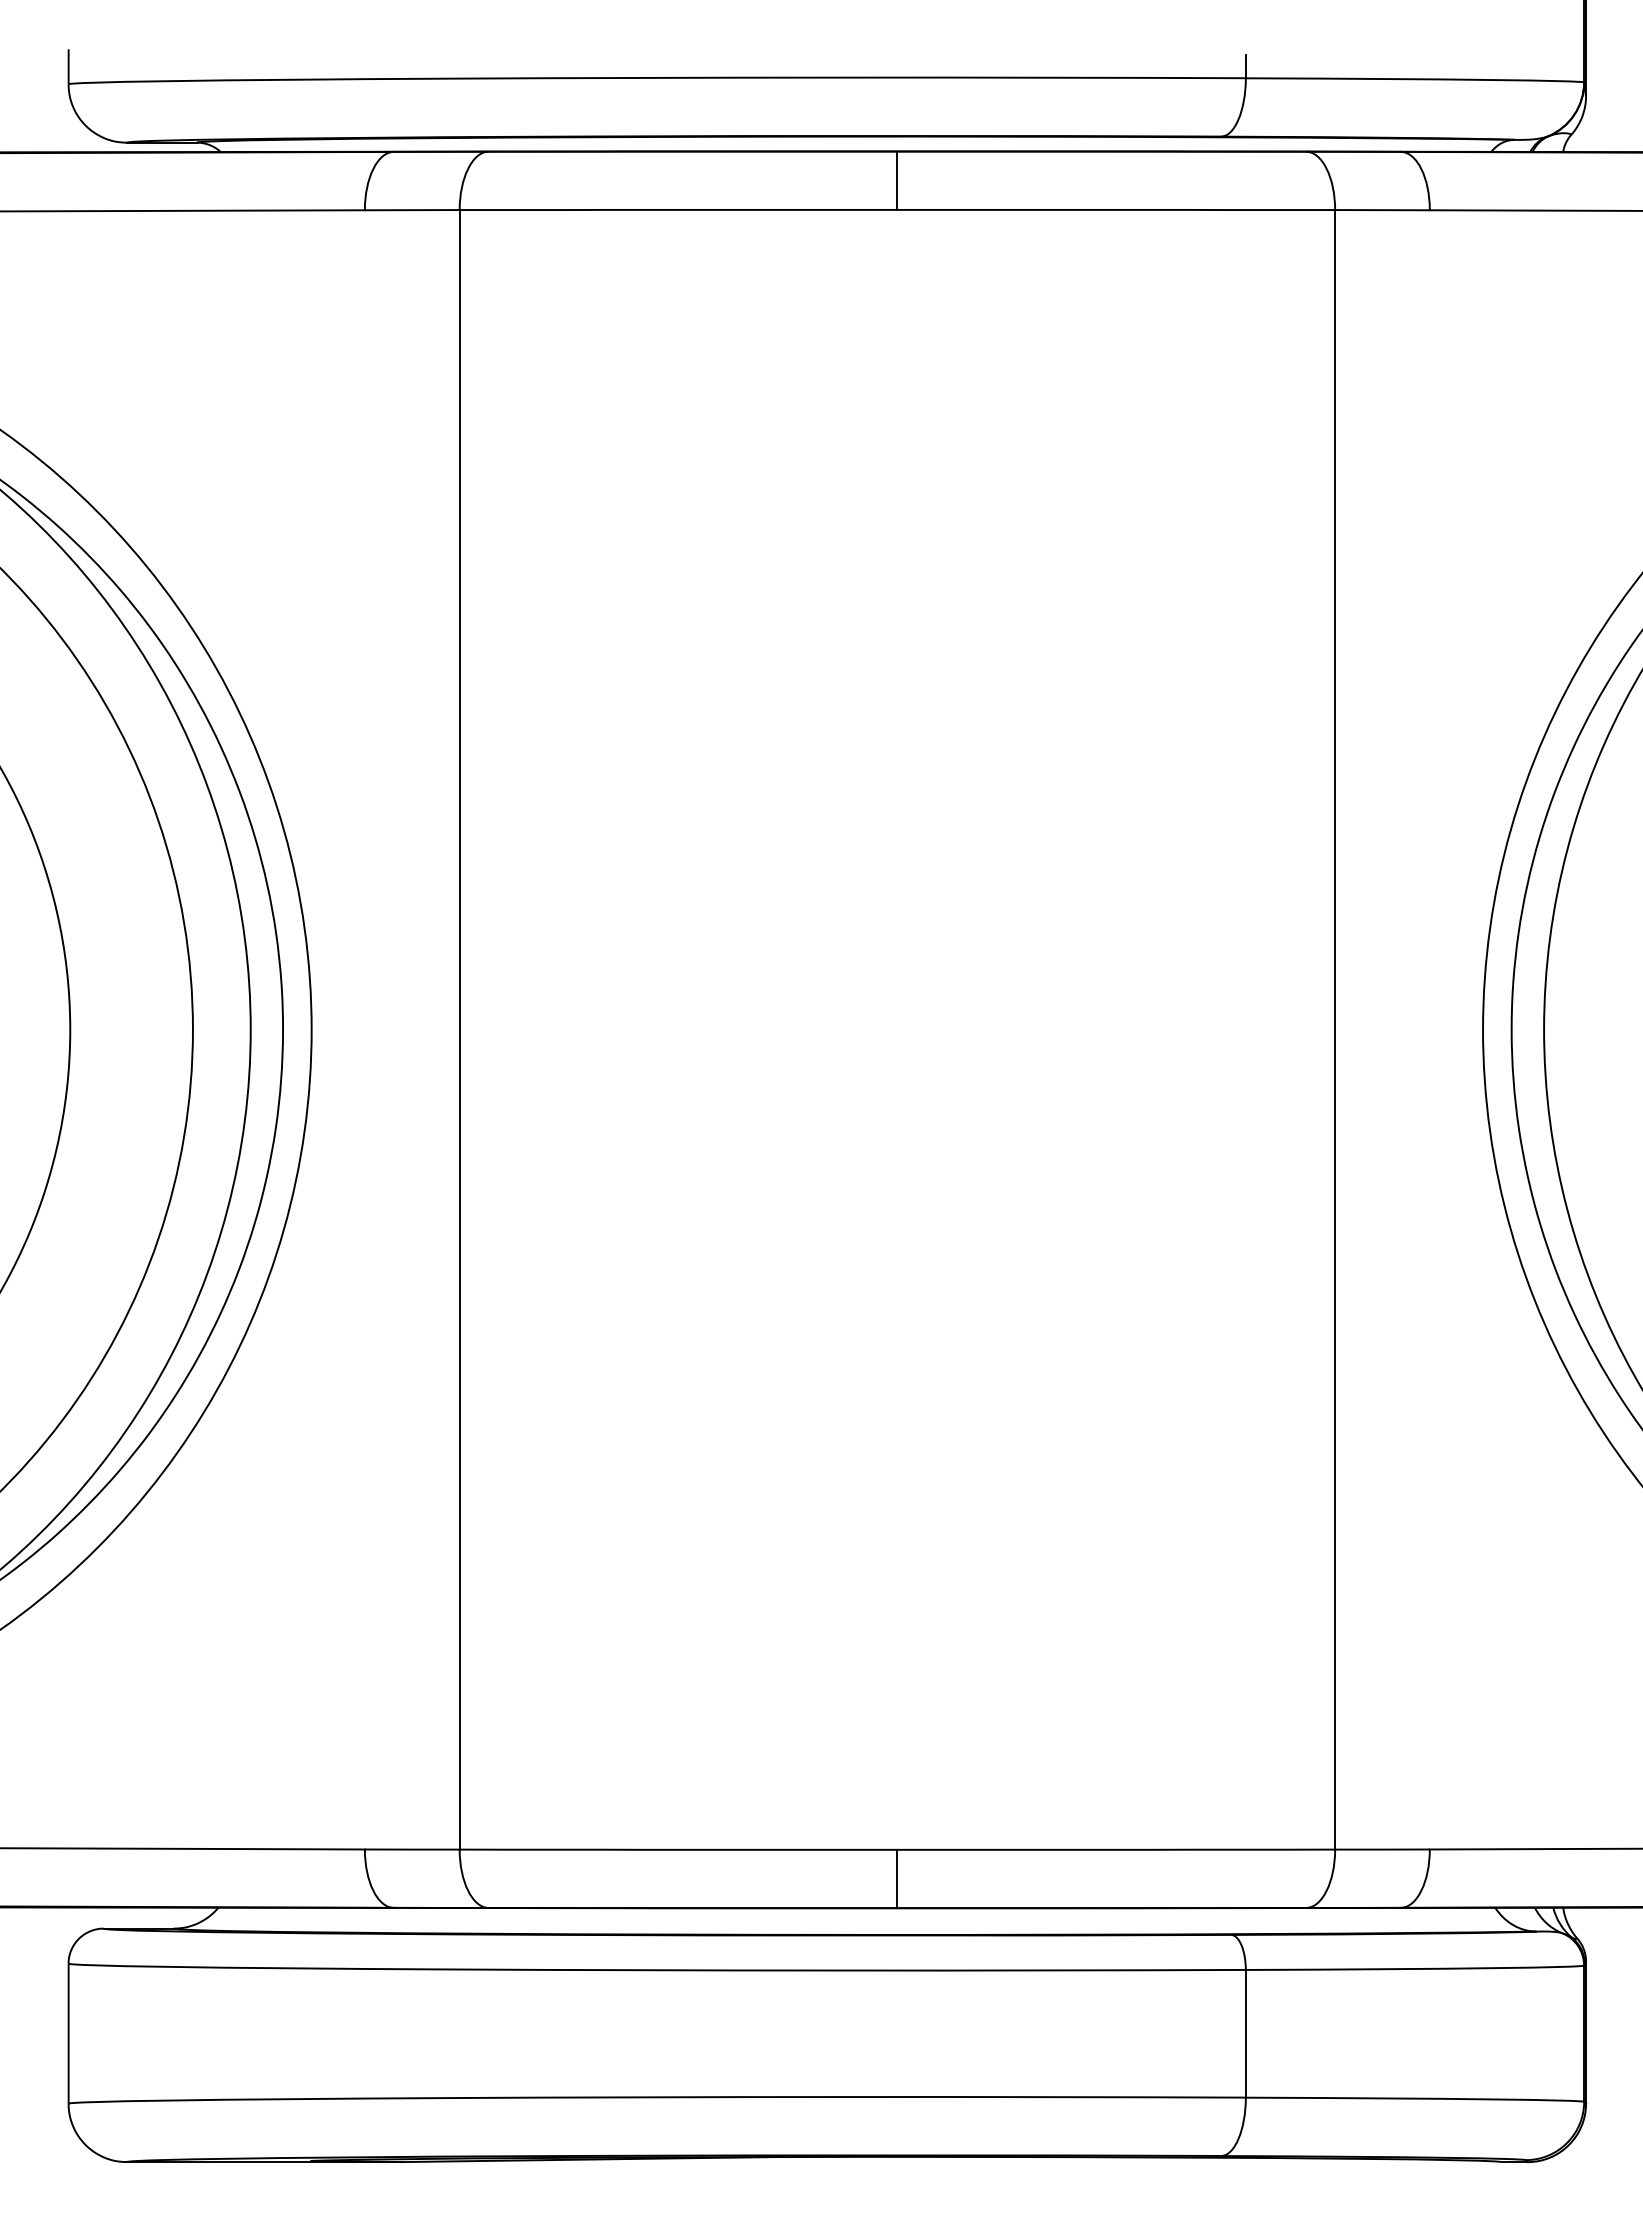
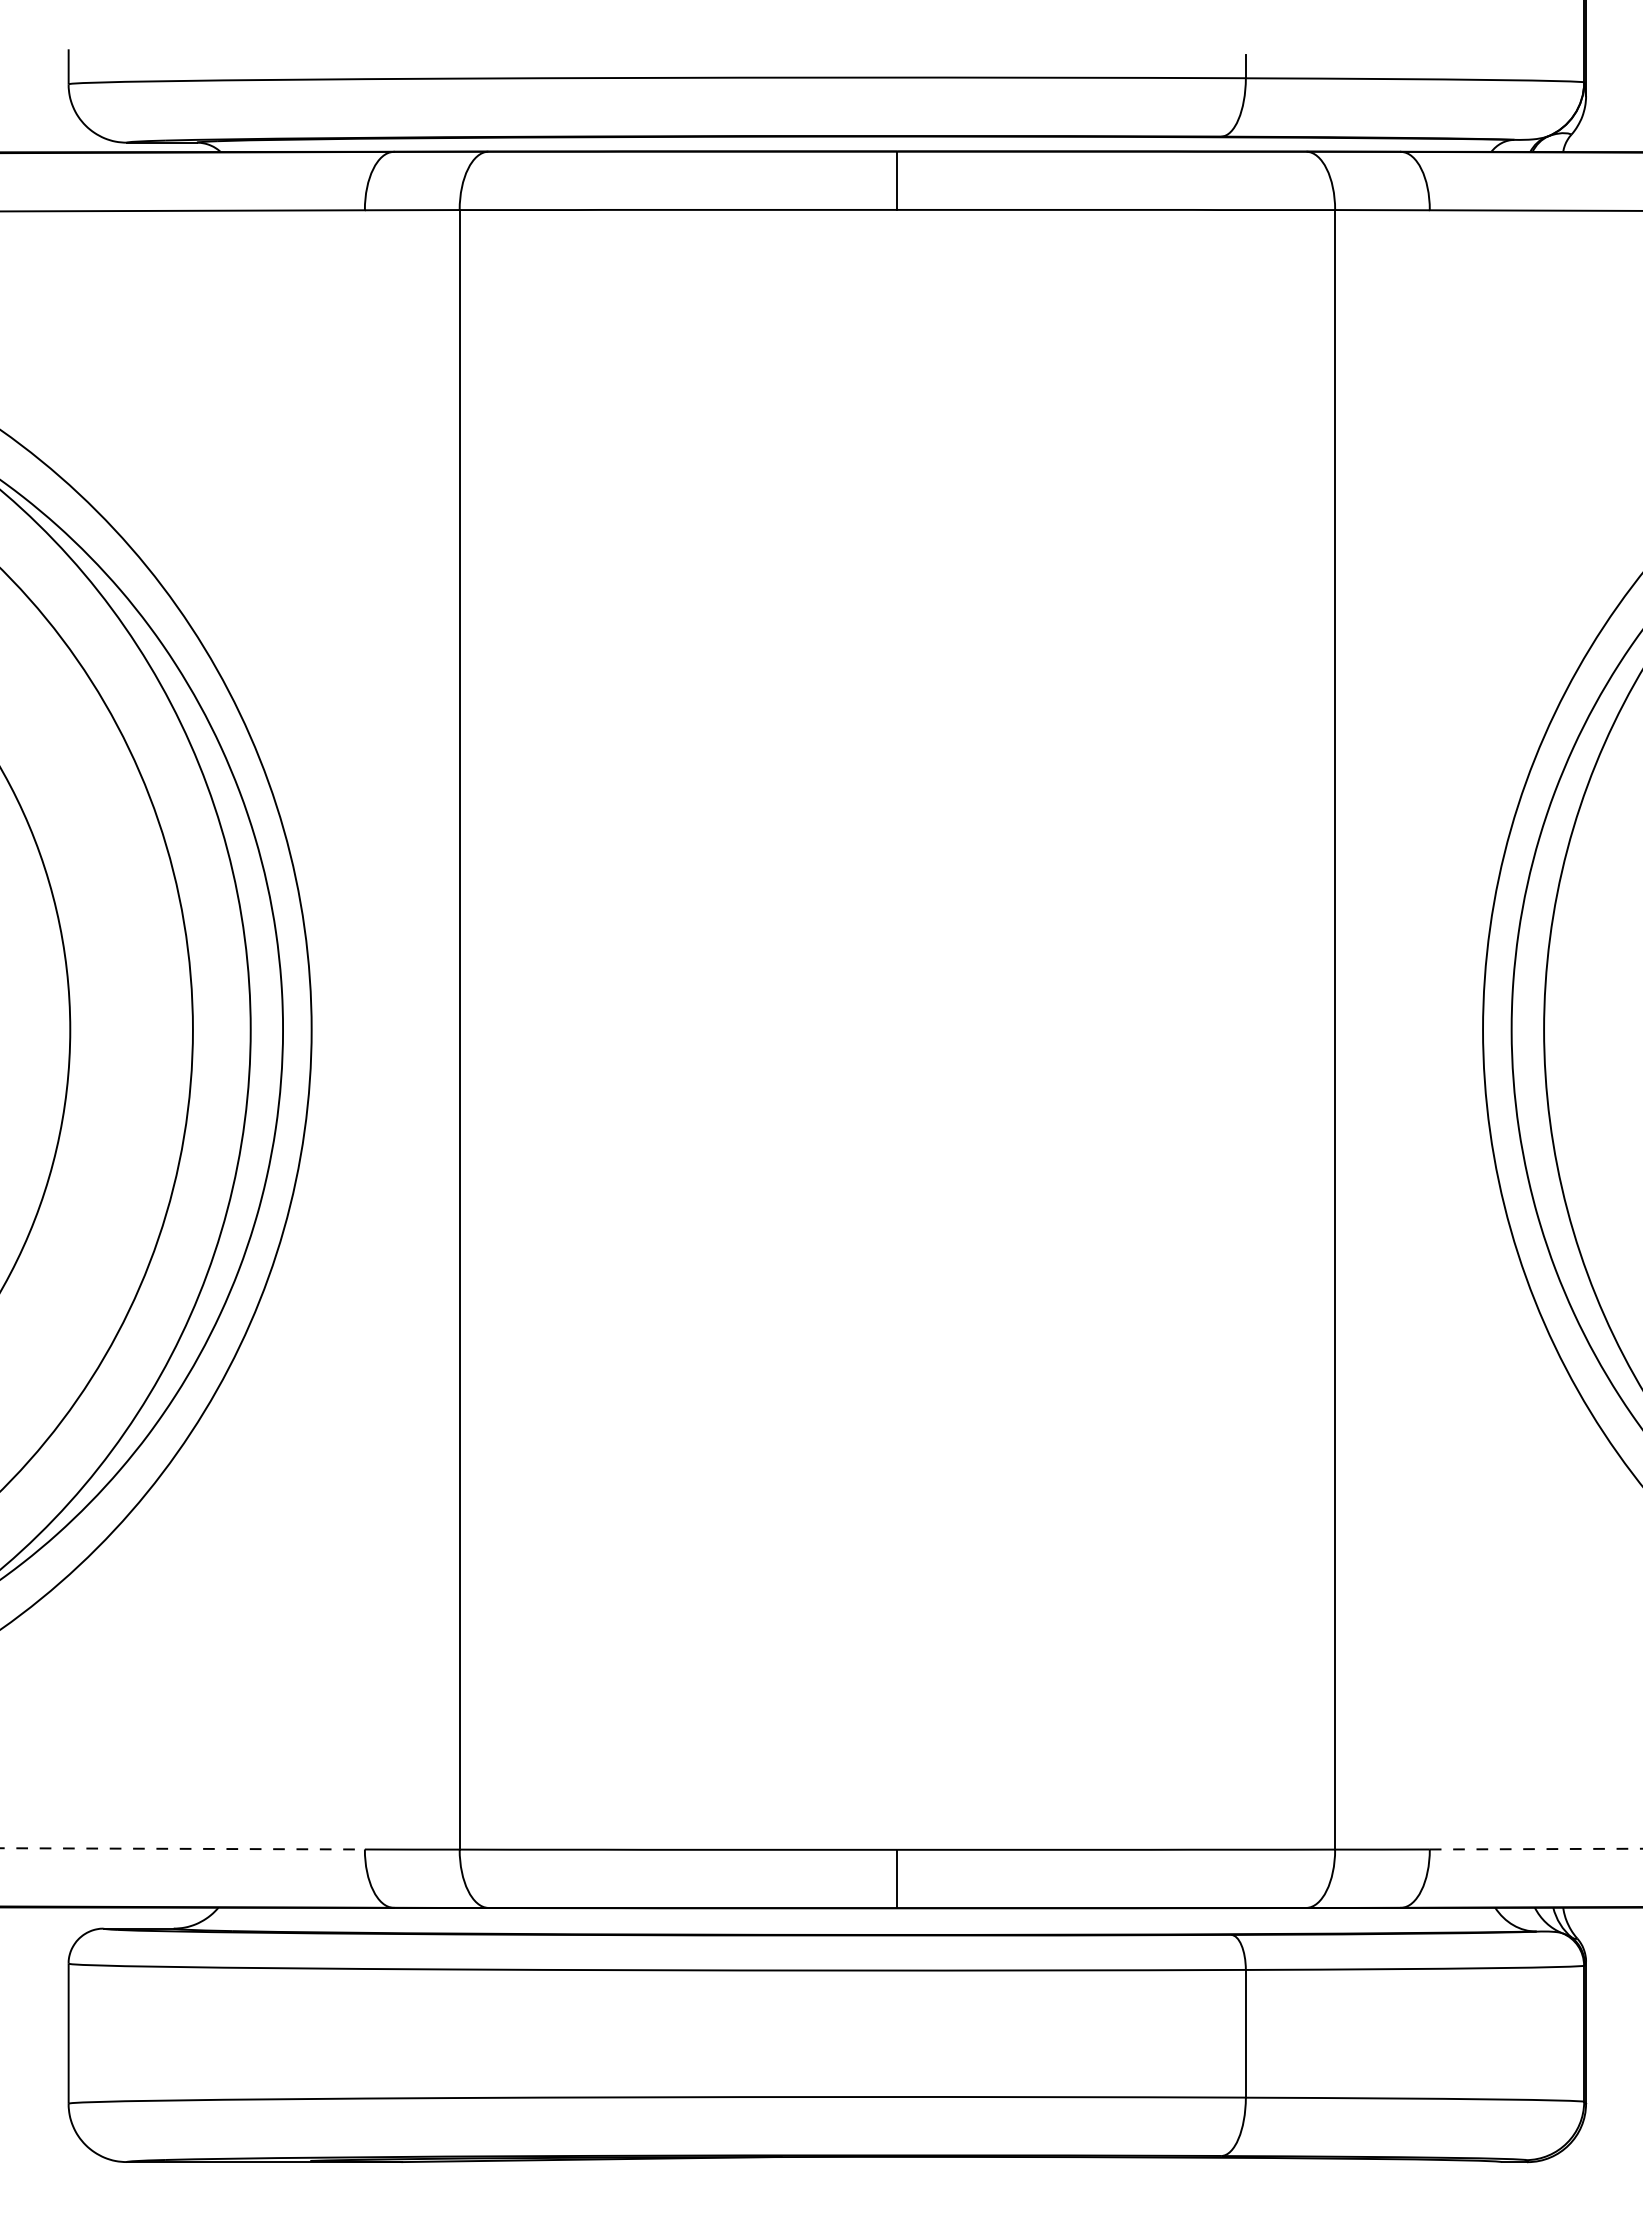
line: solid -> dashed (182, 1848)
line: solid -> dashed (1536, 1849)
